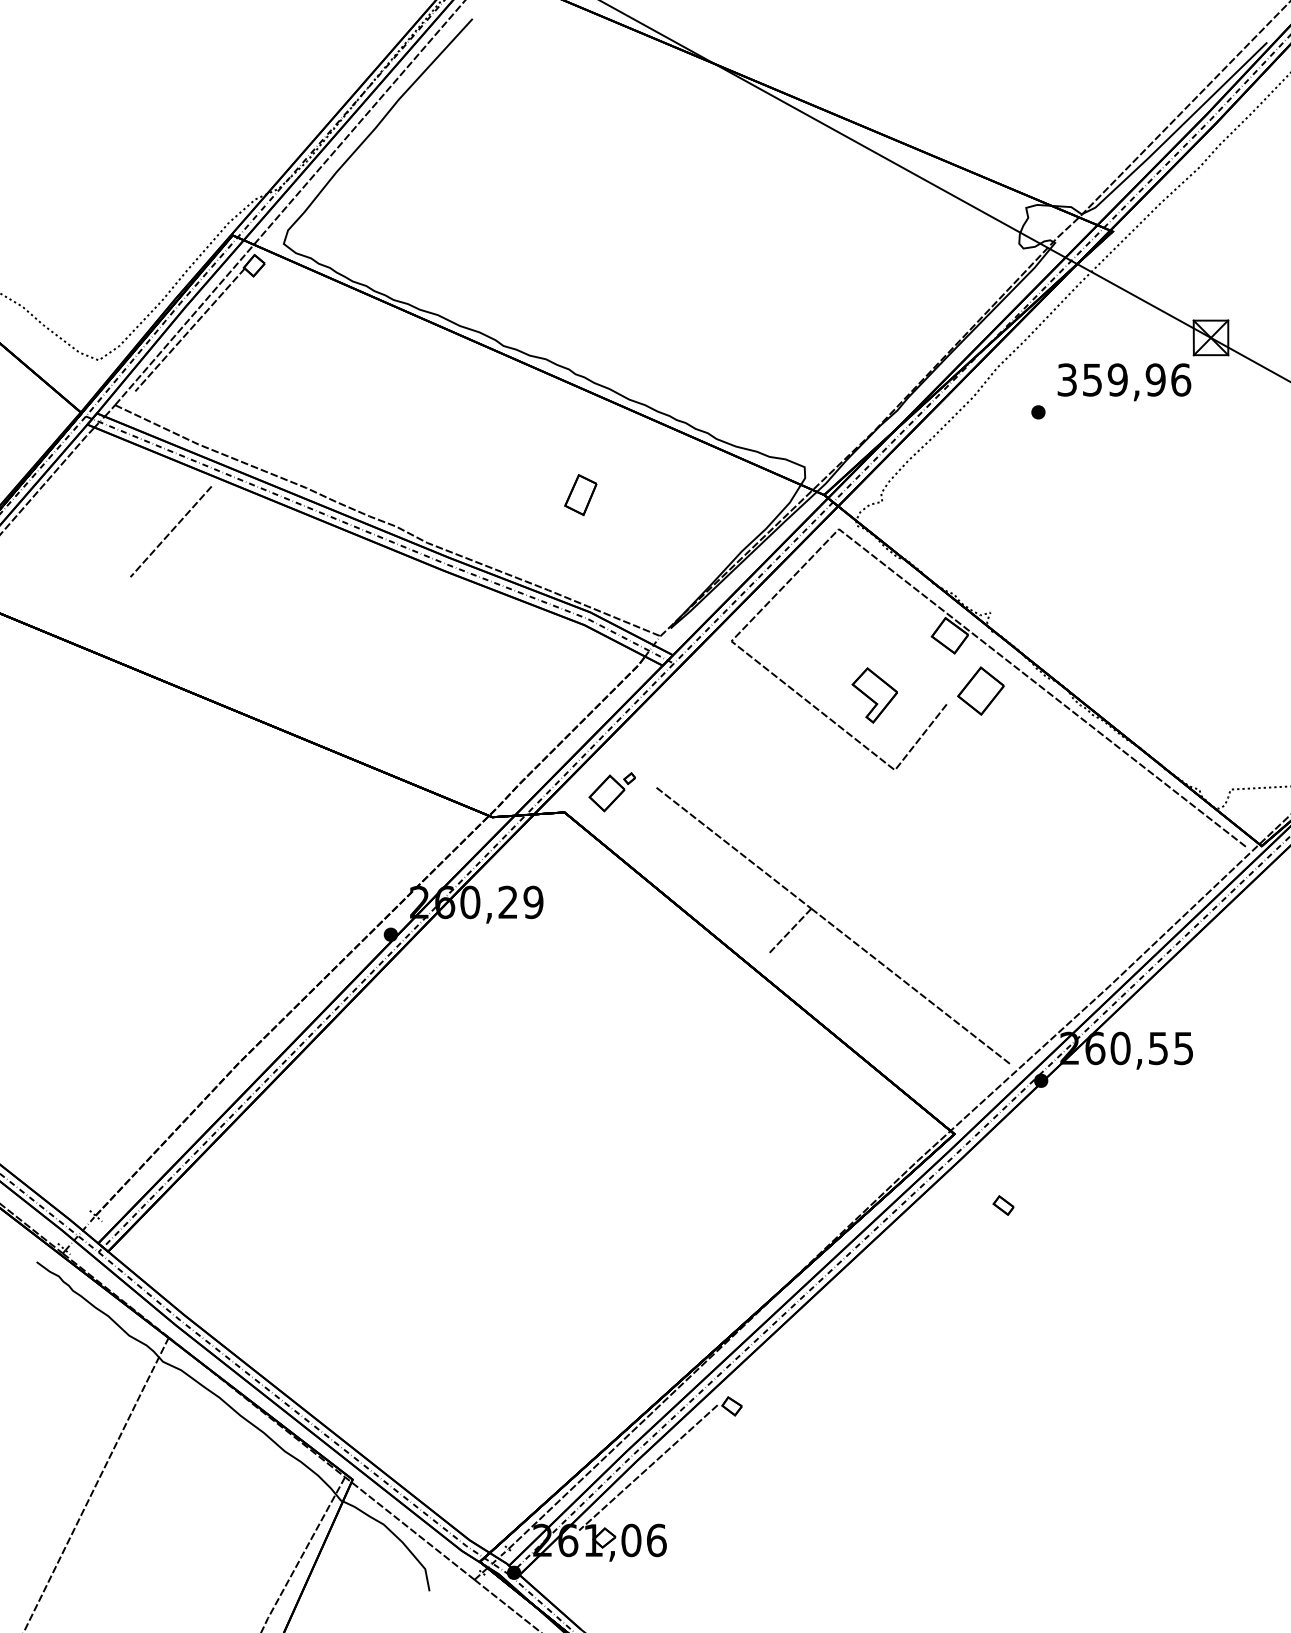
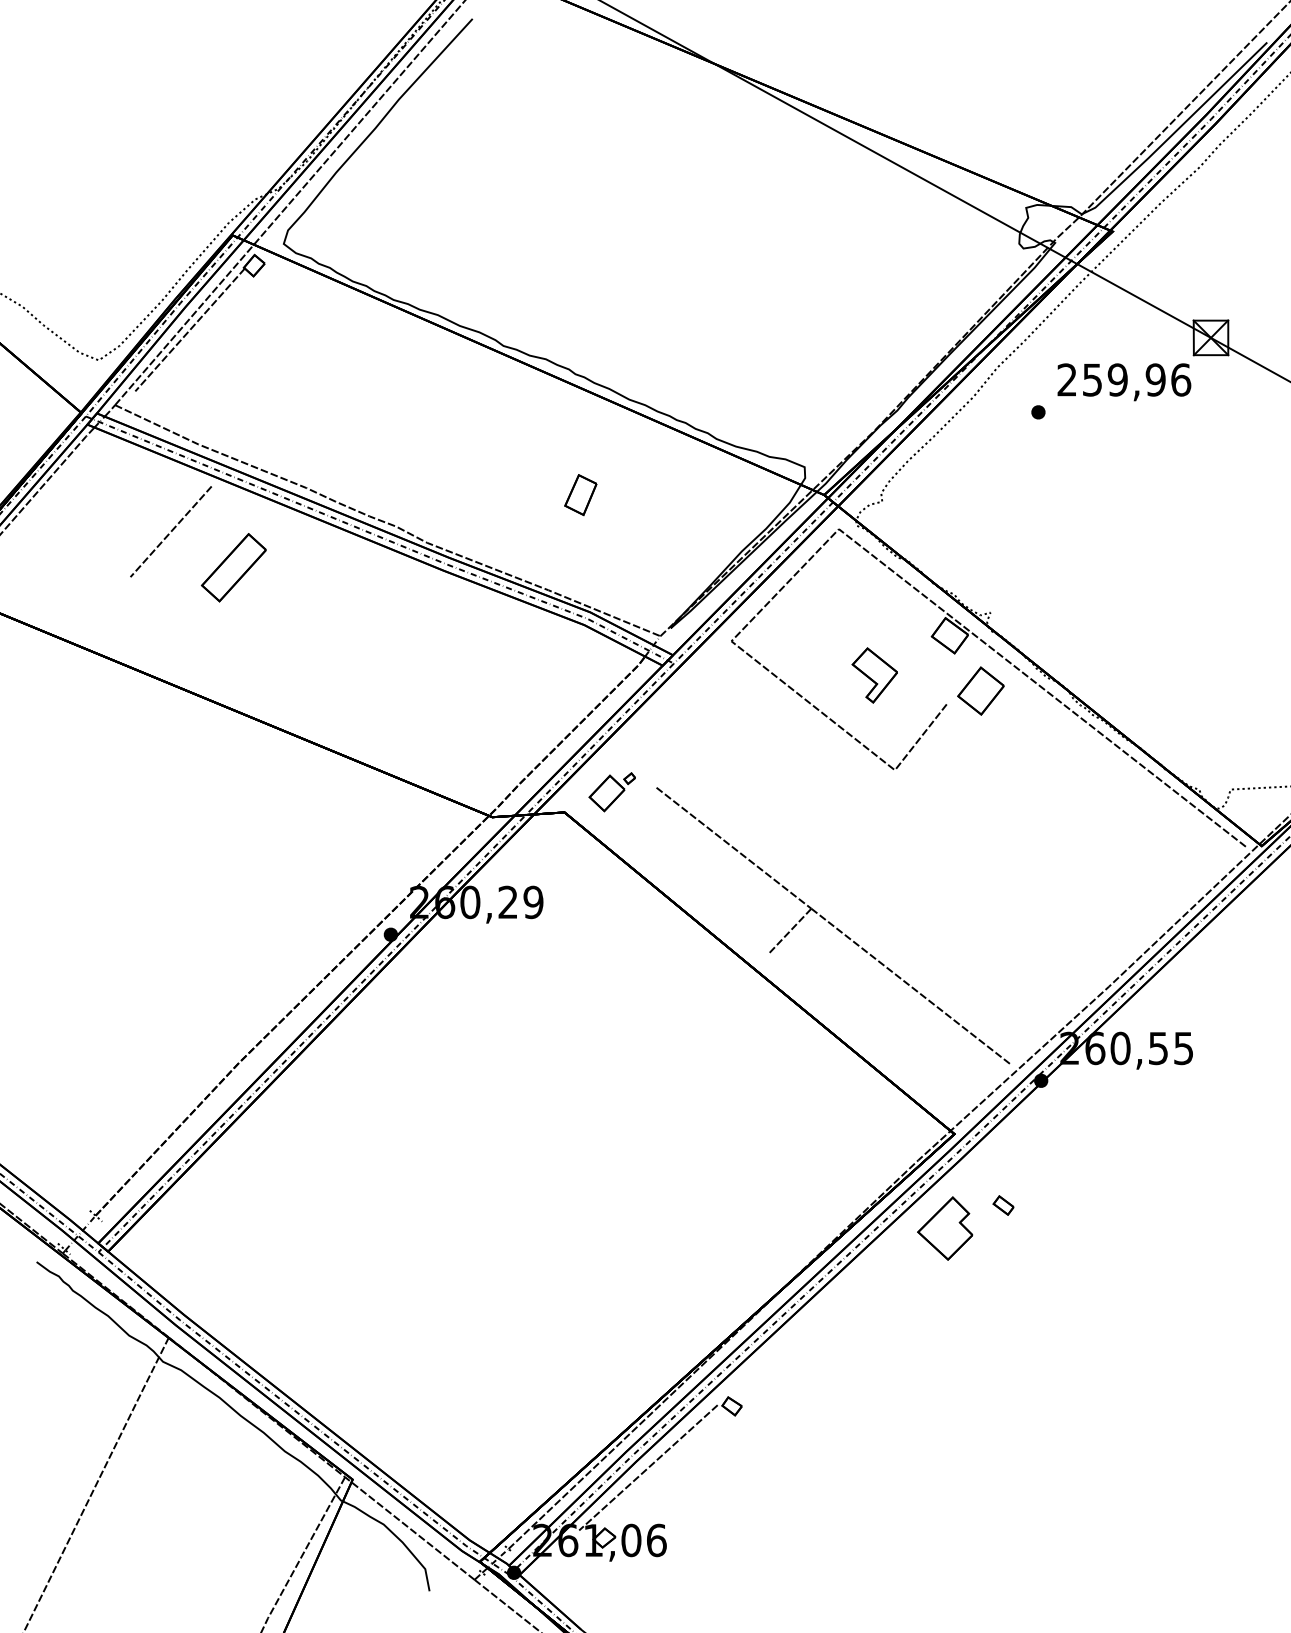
text: 359,96 -> 259,96 (1066, 379)
part: none -> present (233, 567)
part position: (874, 695) -> (874, 675) (874, 675)
part: none -> present (945, 1228)
